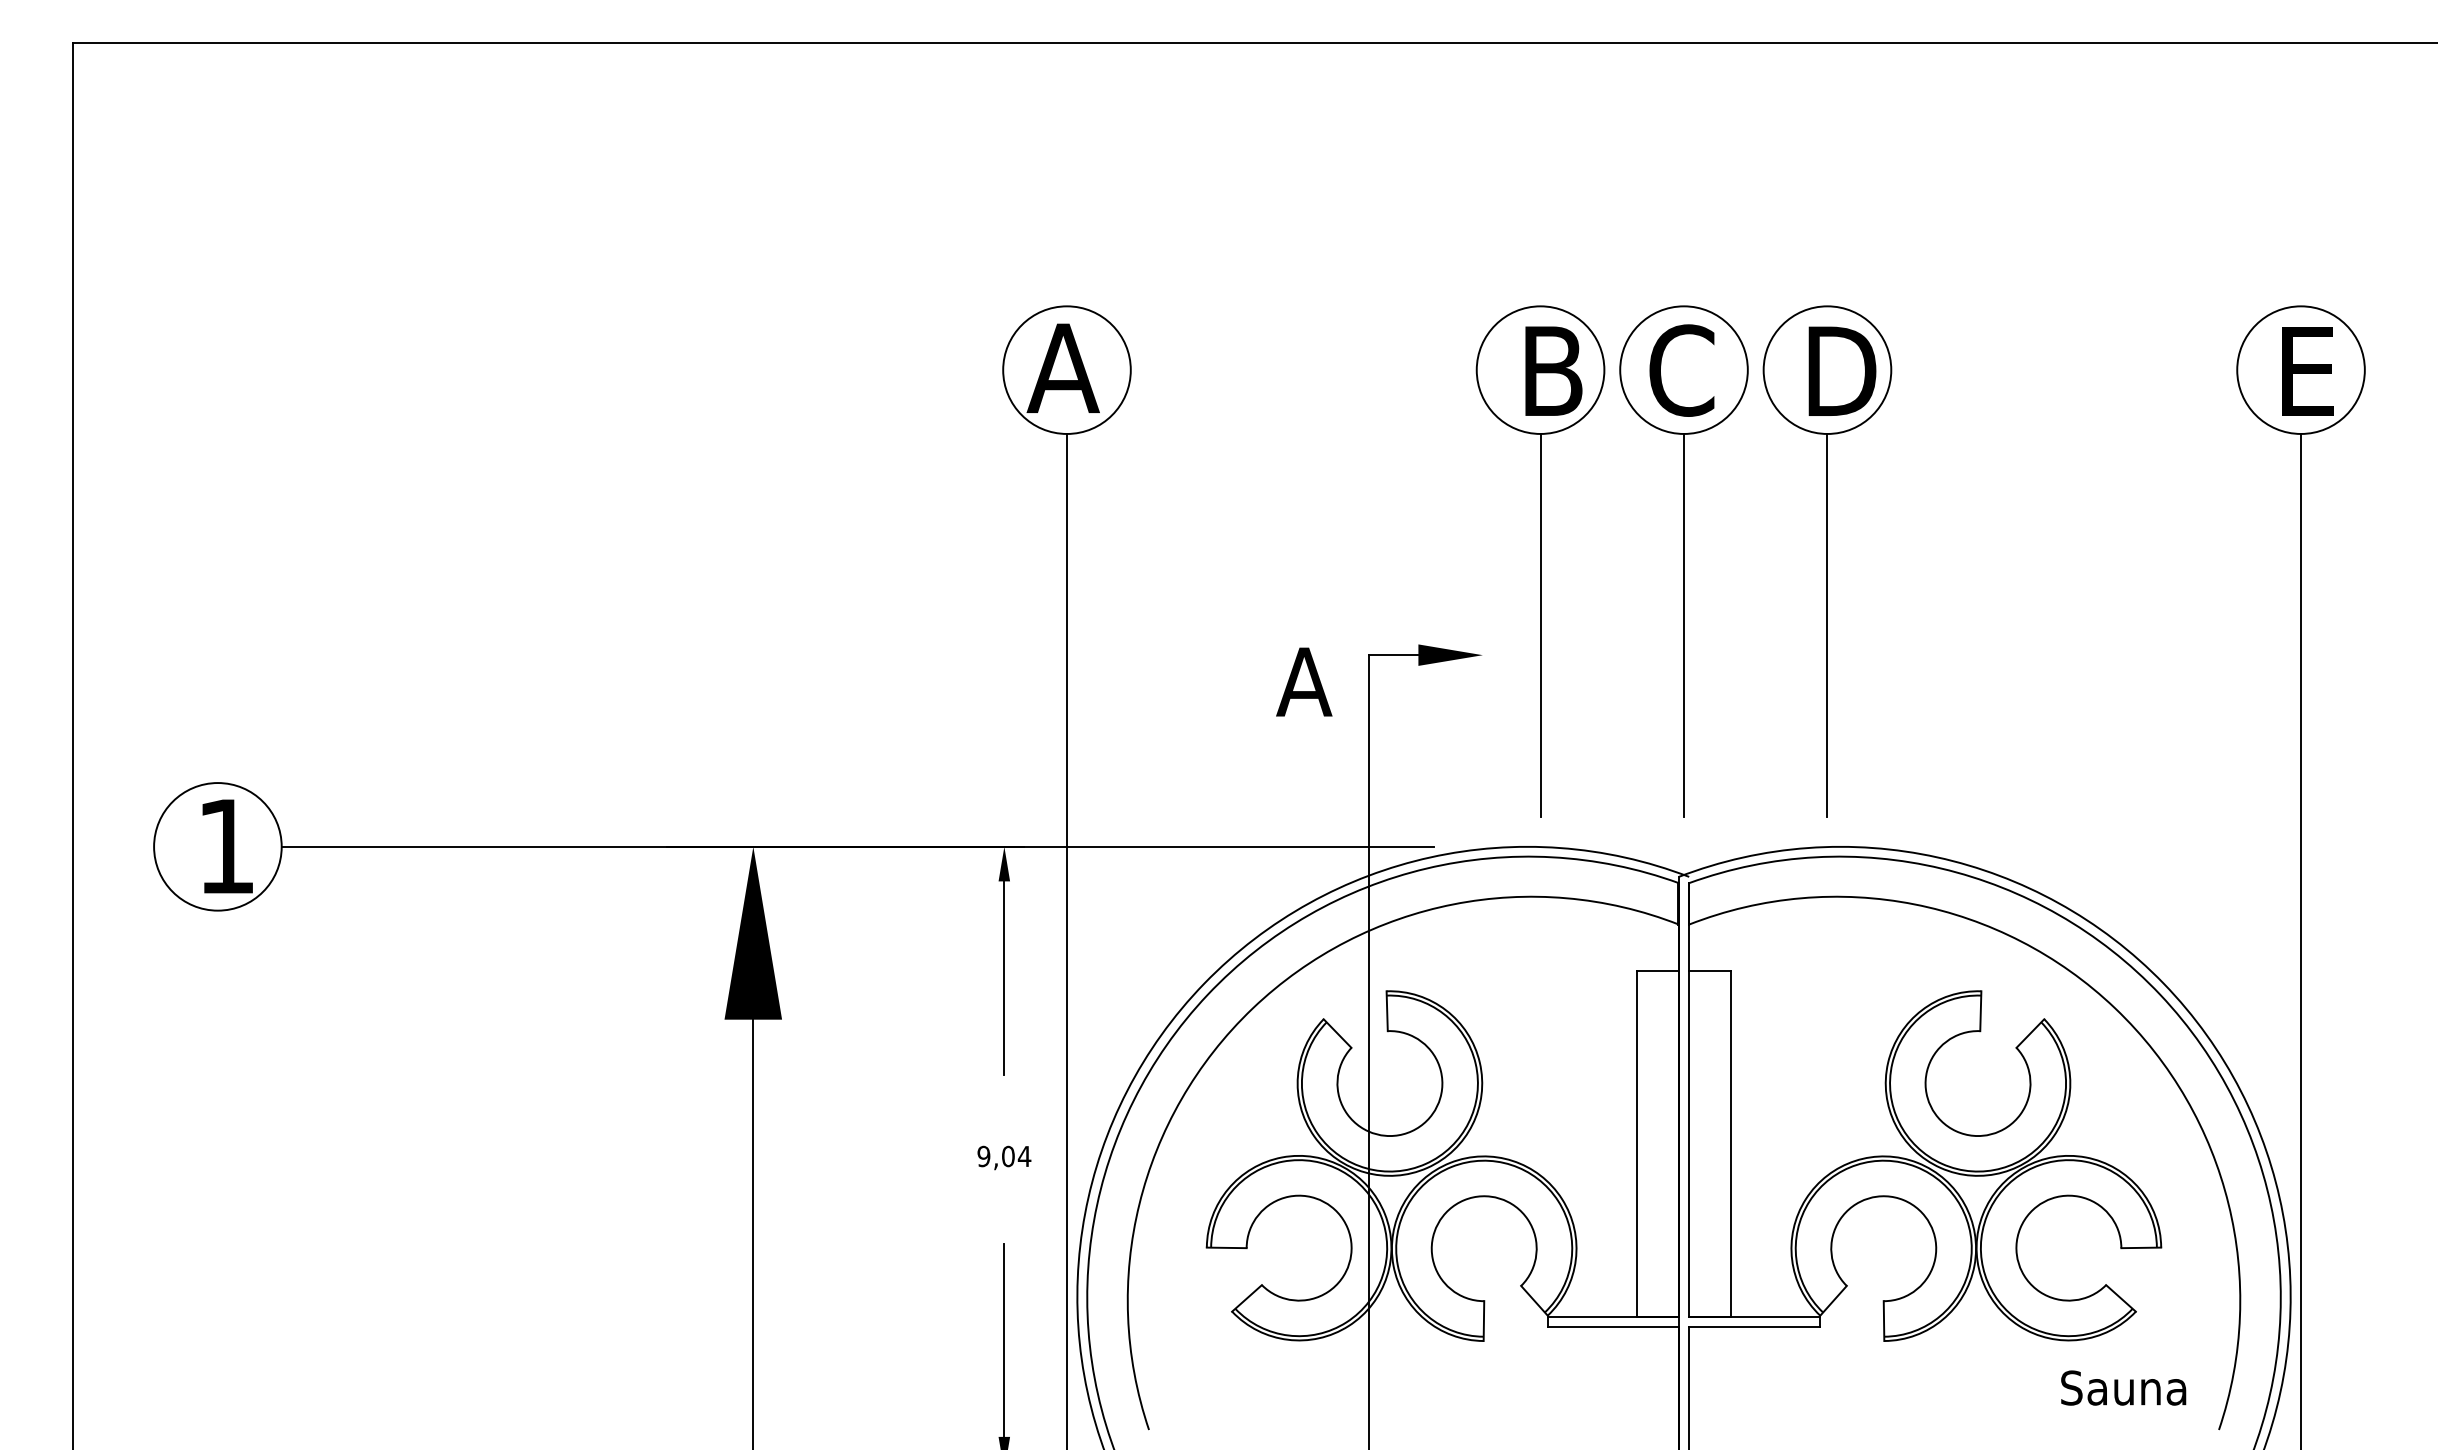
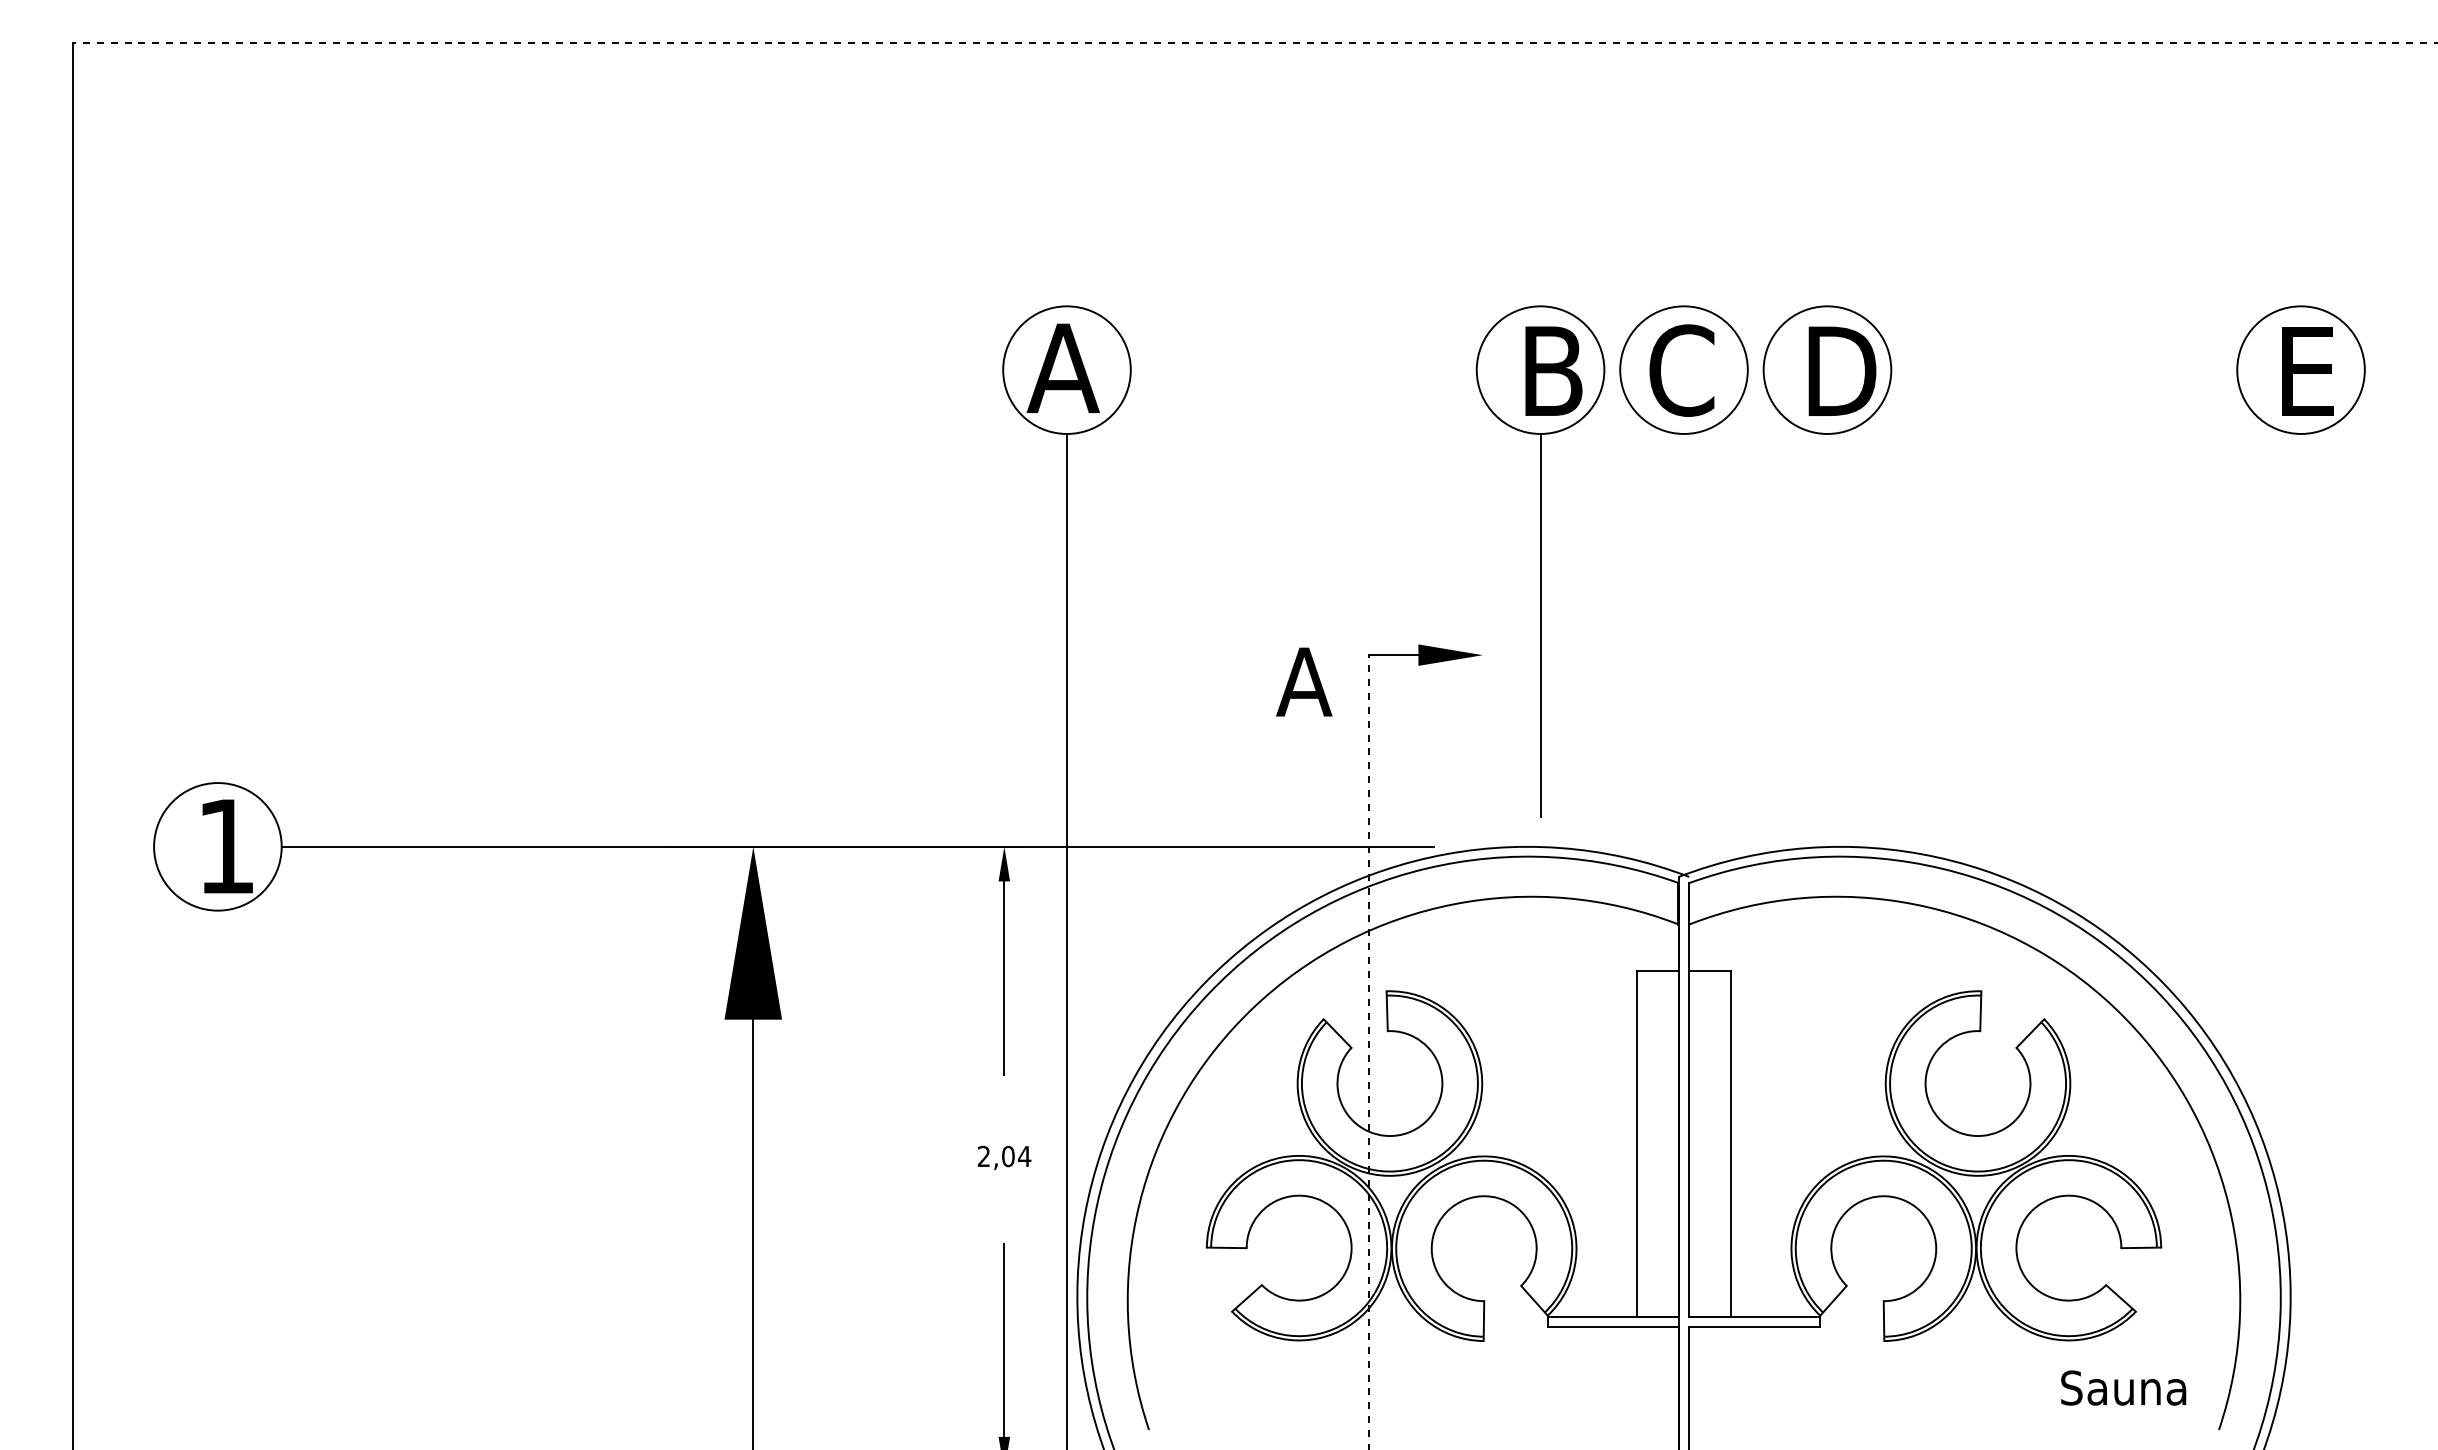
line: solid -> dashed (1255, 43)
line: present -> none (1684, 624)
line: present -> none (1827, 624)
line: present -> none (2301, 939)
line: solid -> dashed (1368, 1052)
text: 9,04 -> 2,04 (983, 1156)
